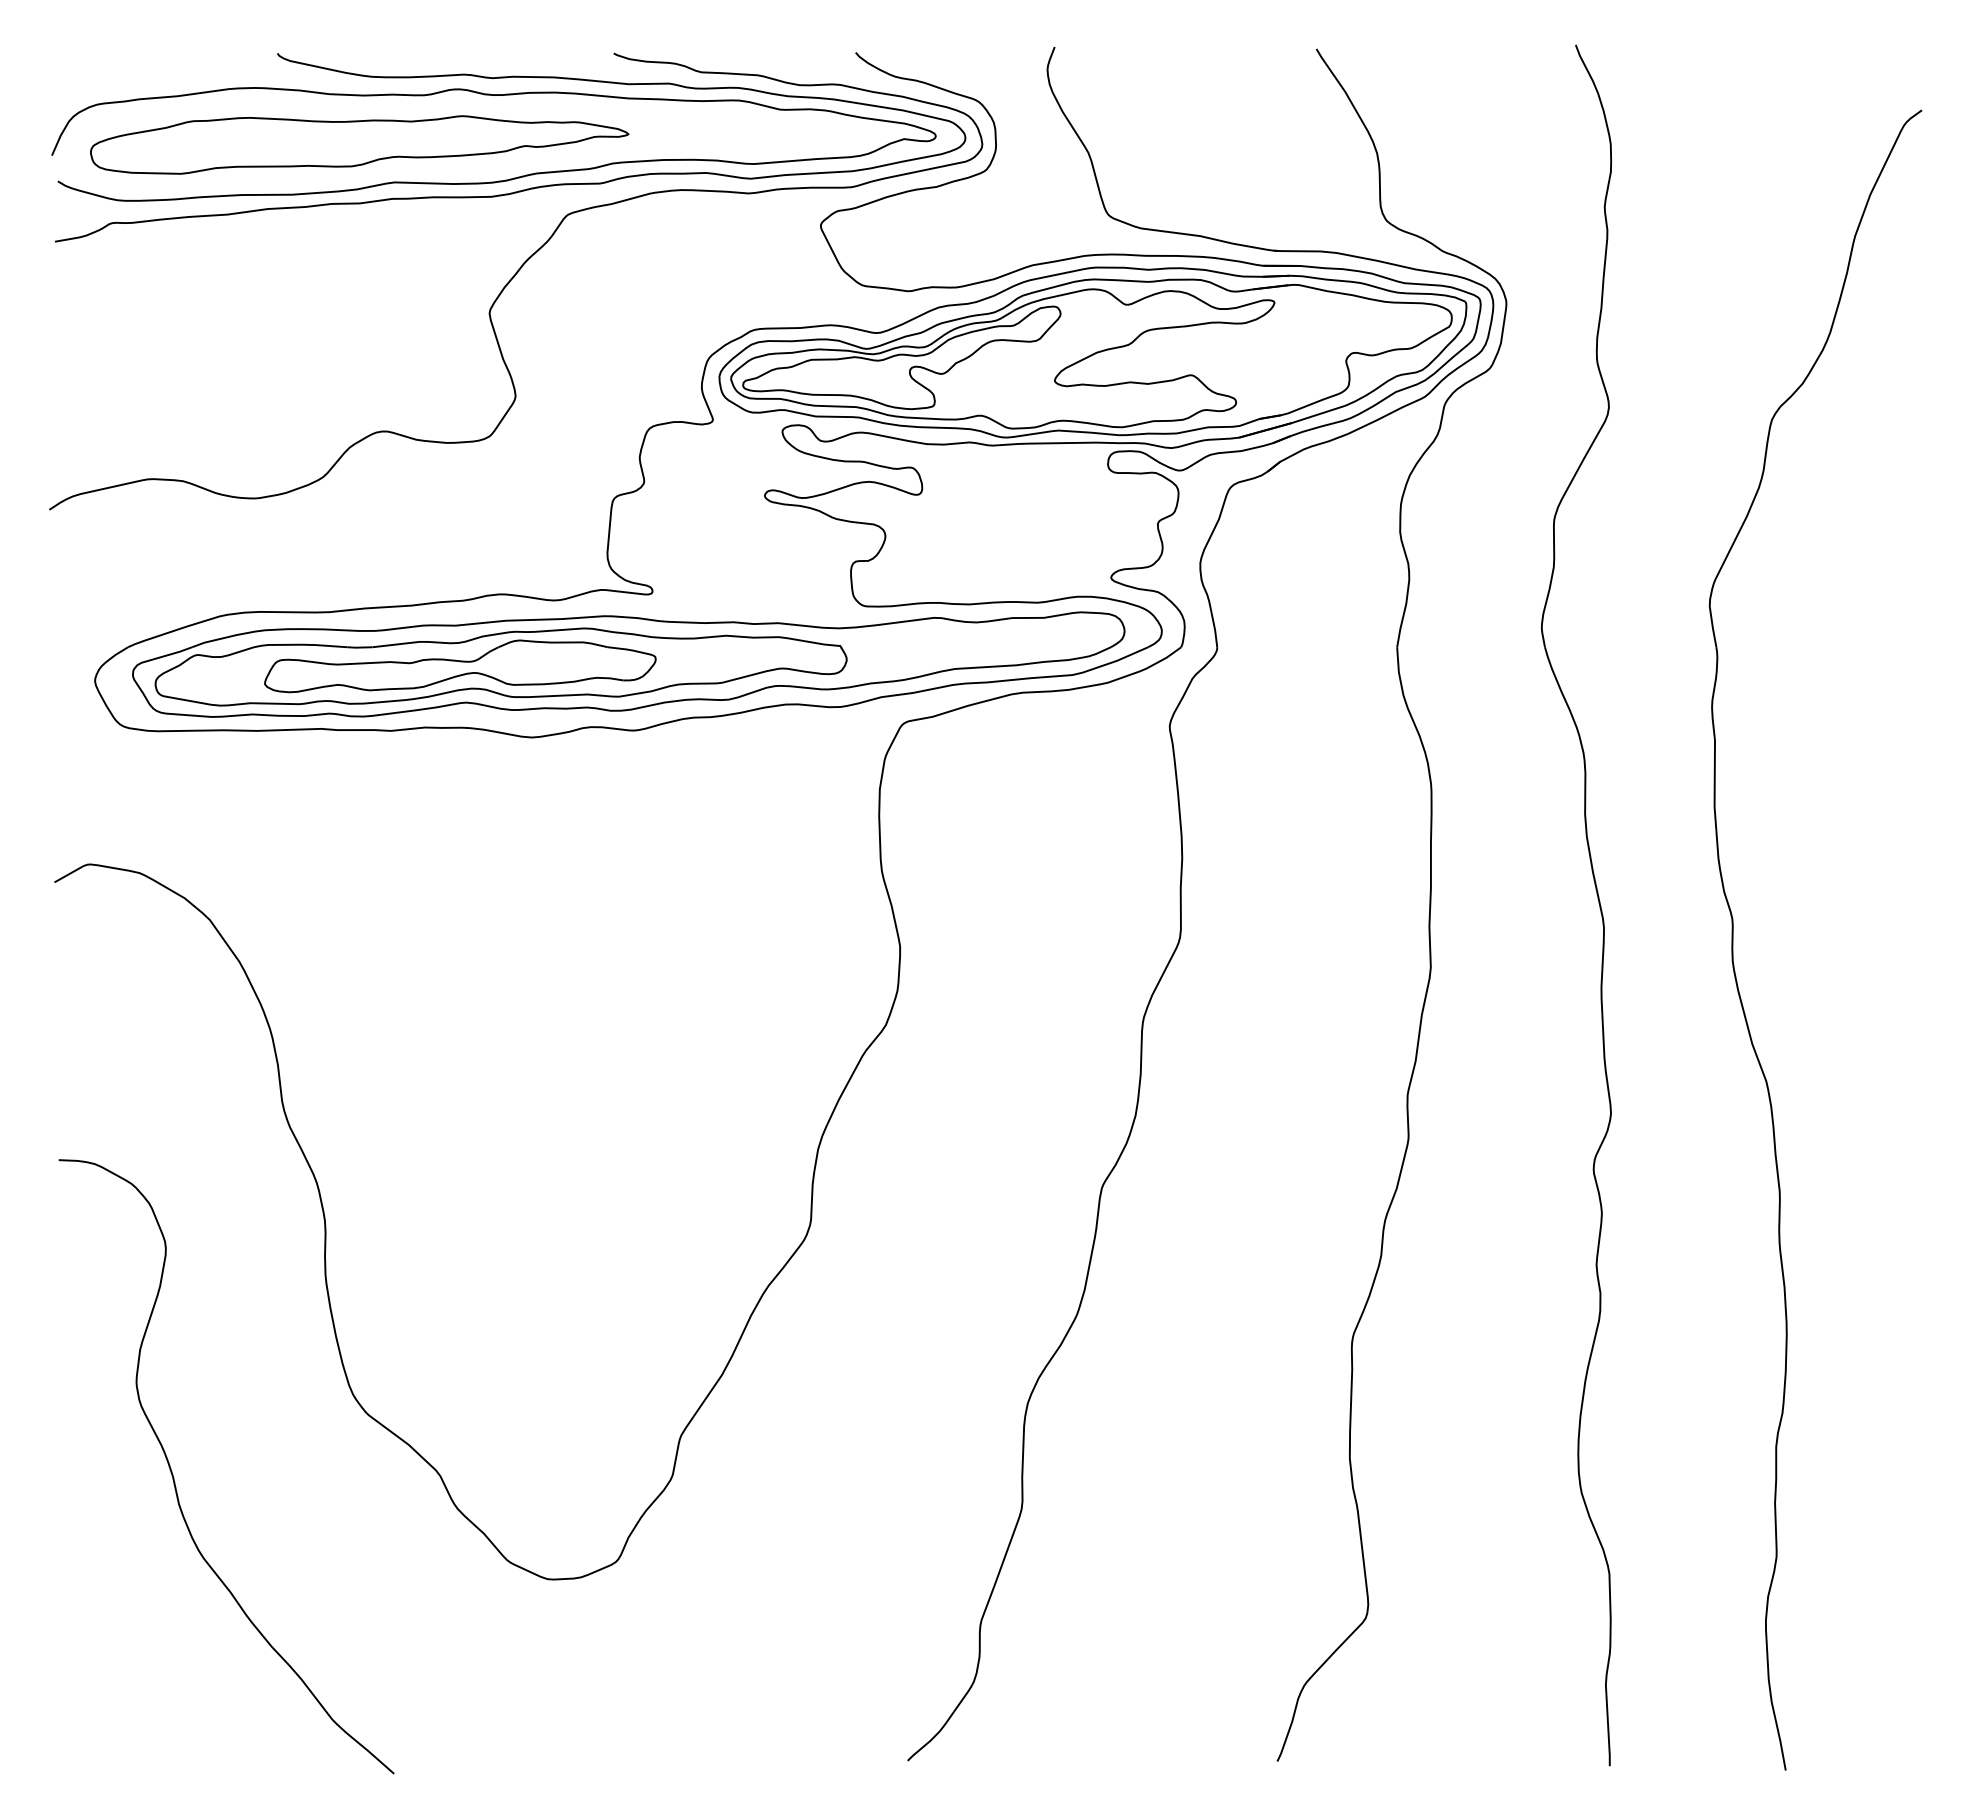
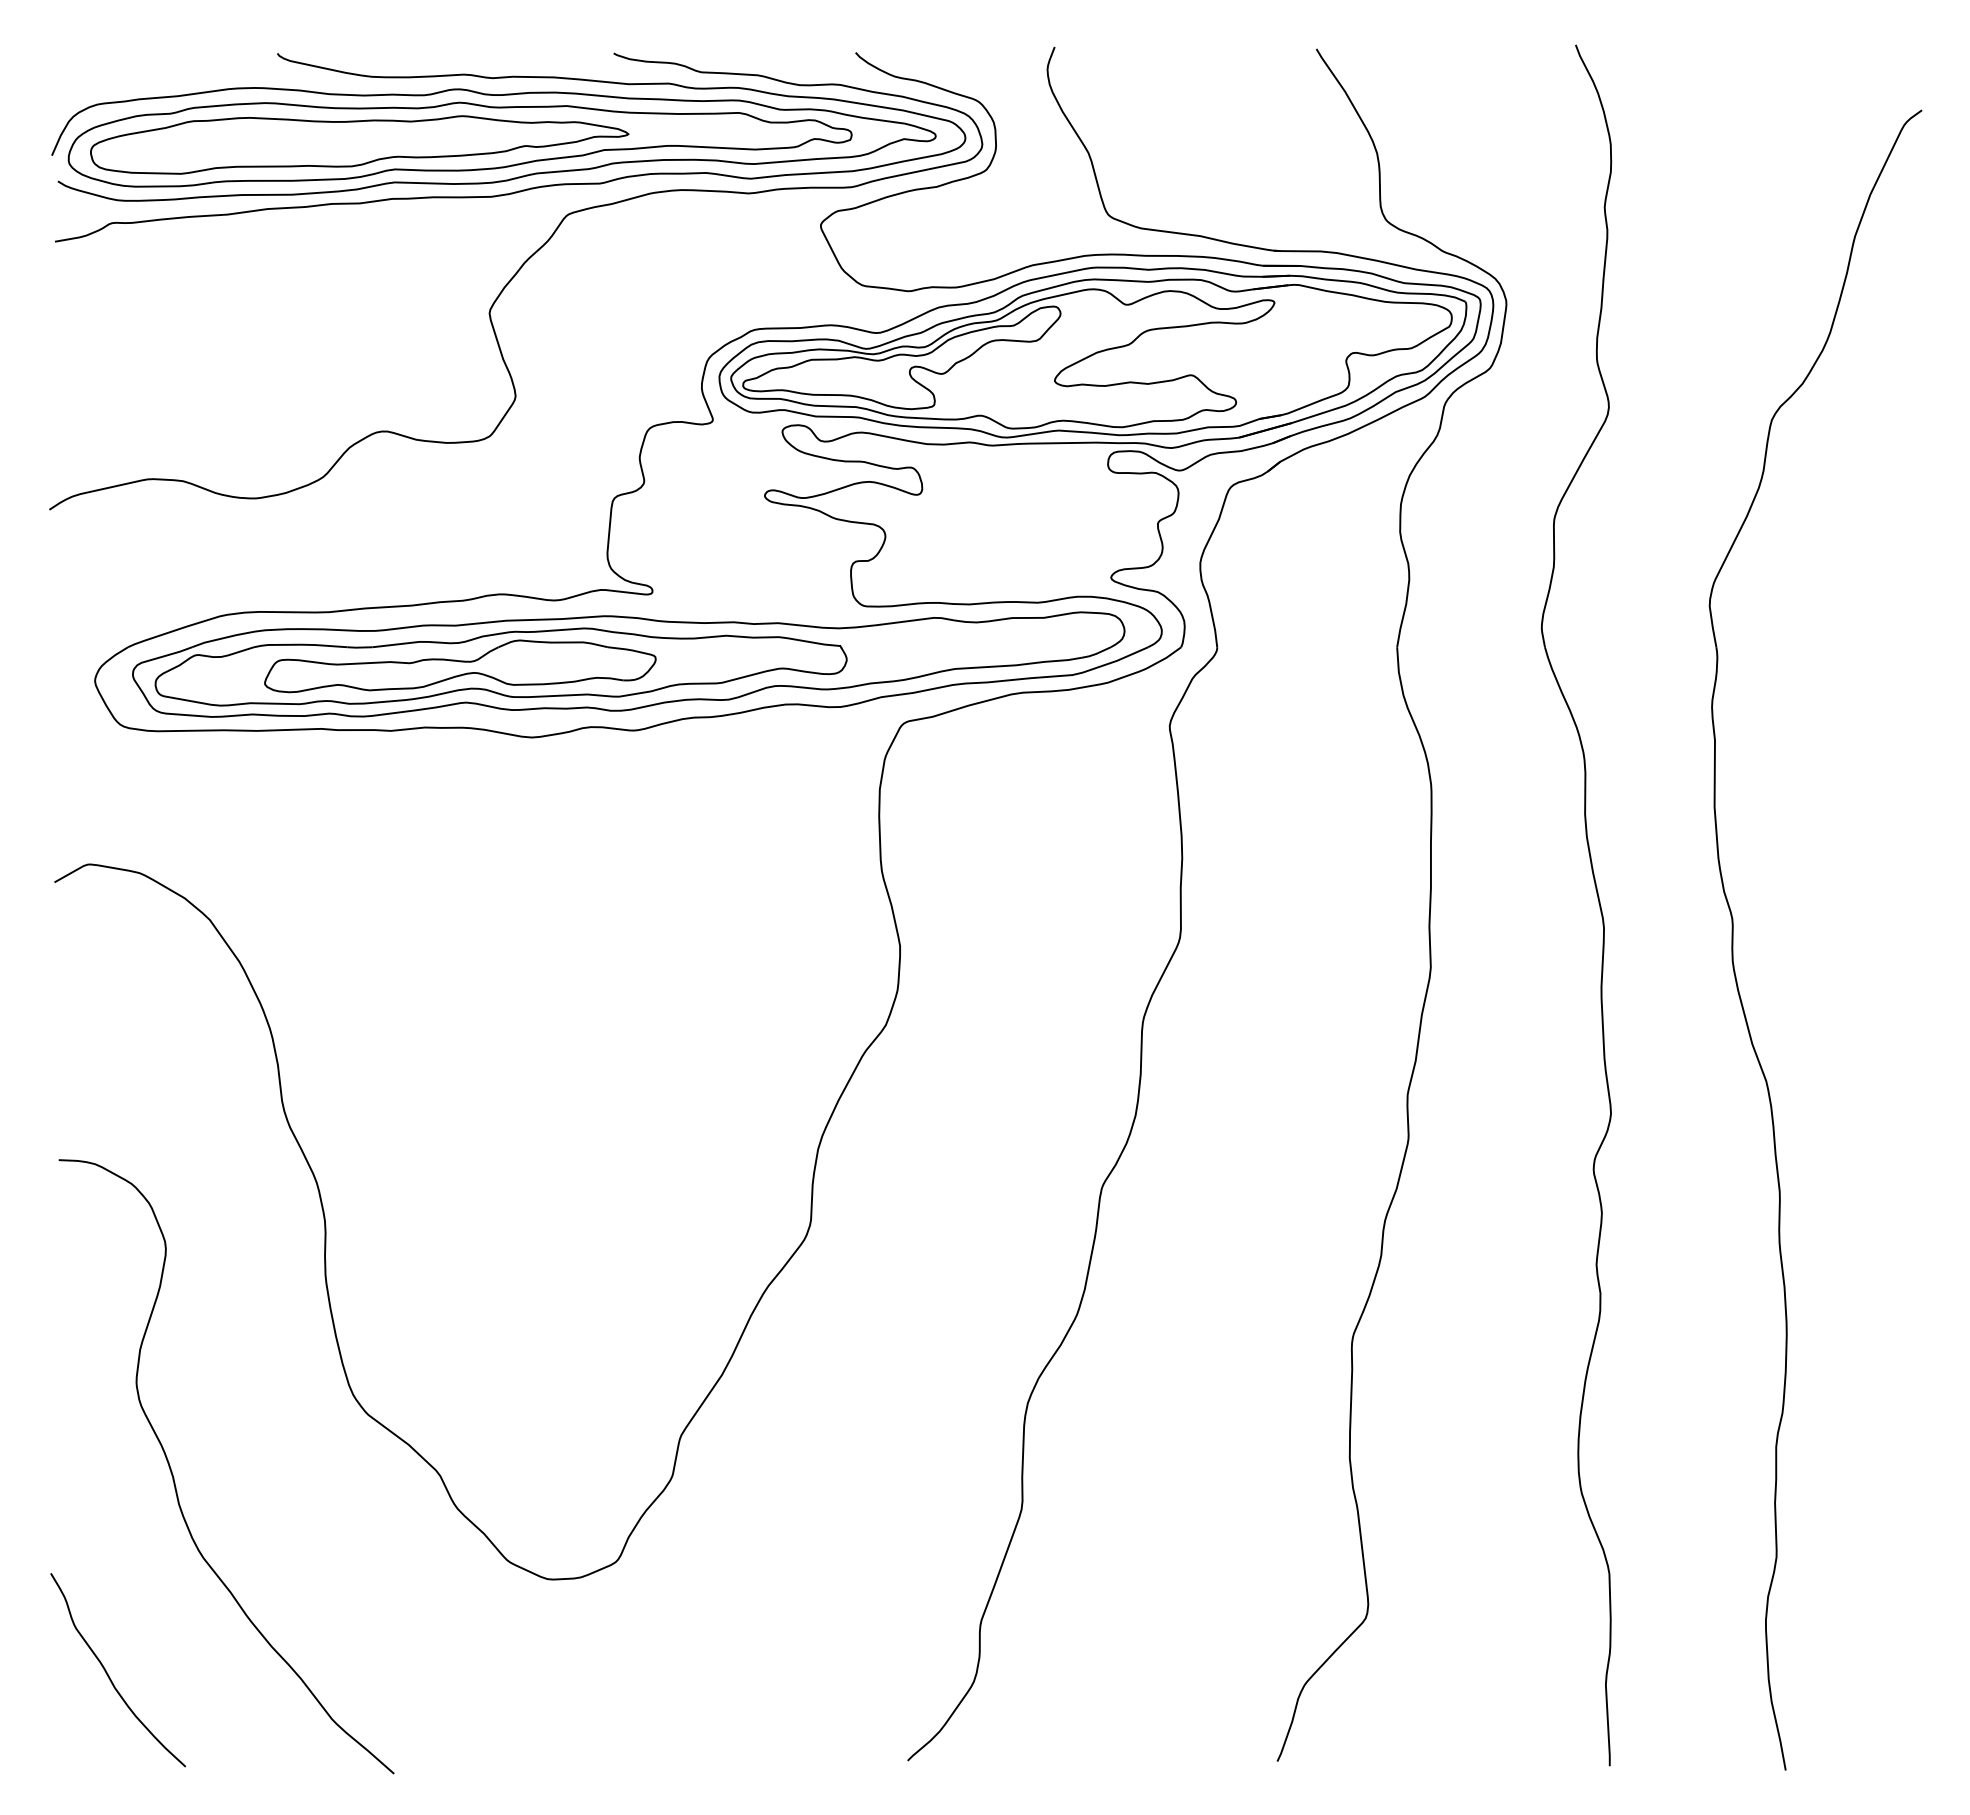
part: none -> present (459, 144)
curve: none -> present (109, 1675)
